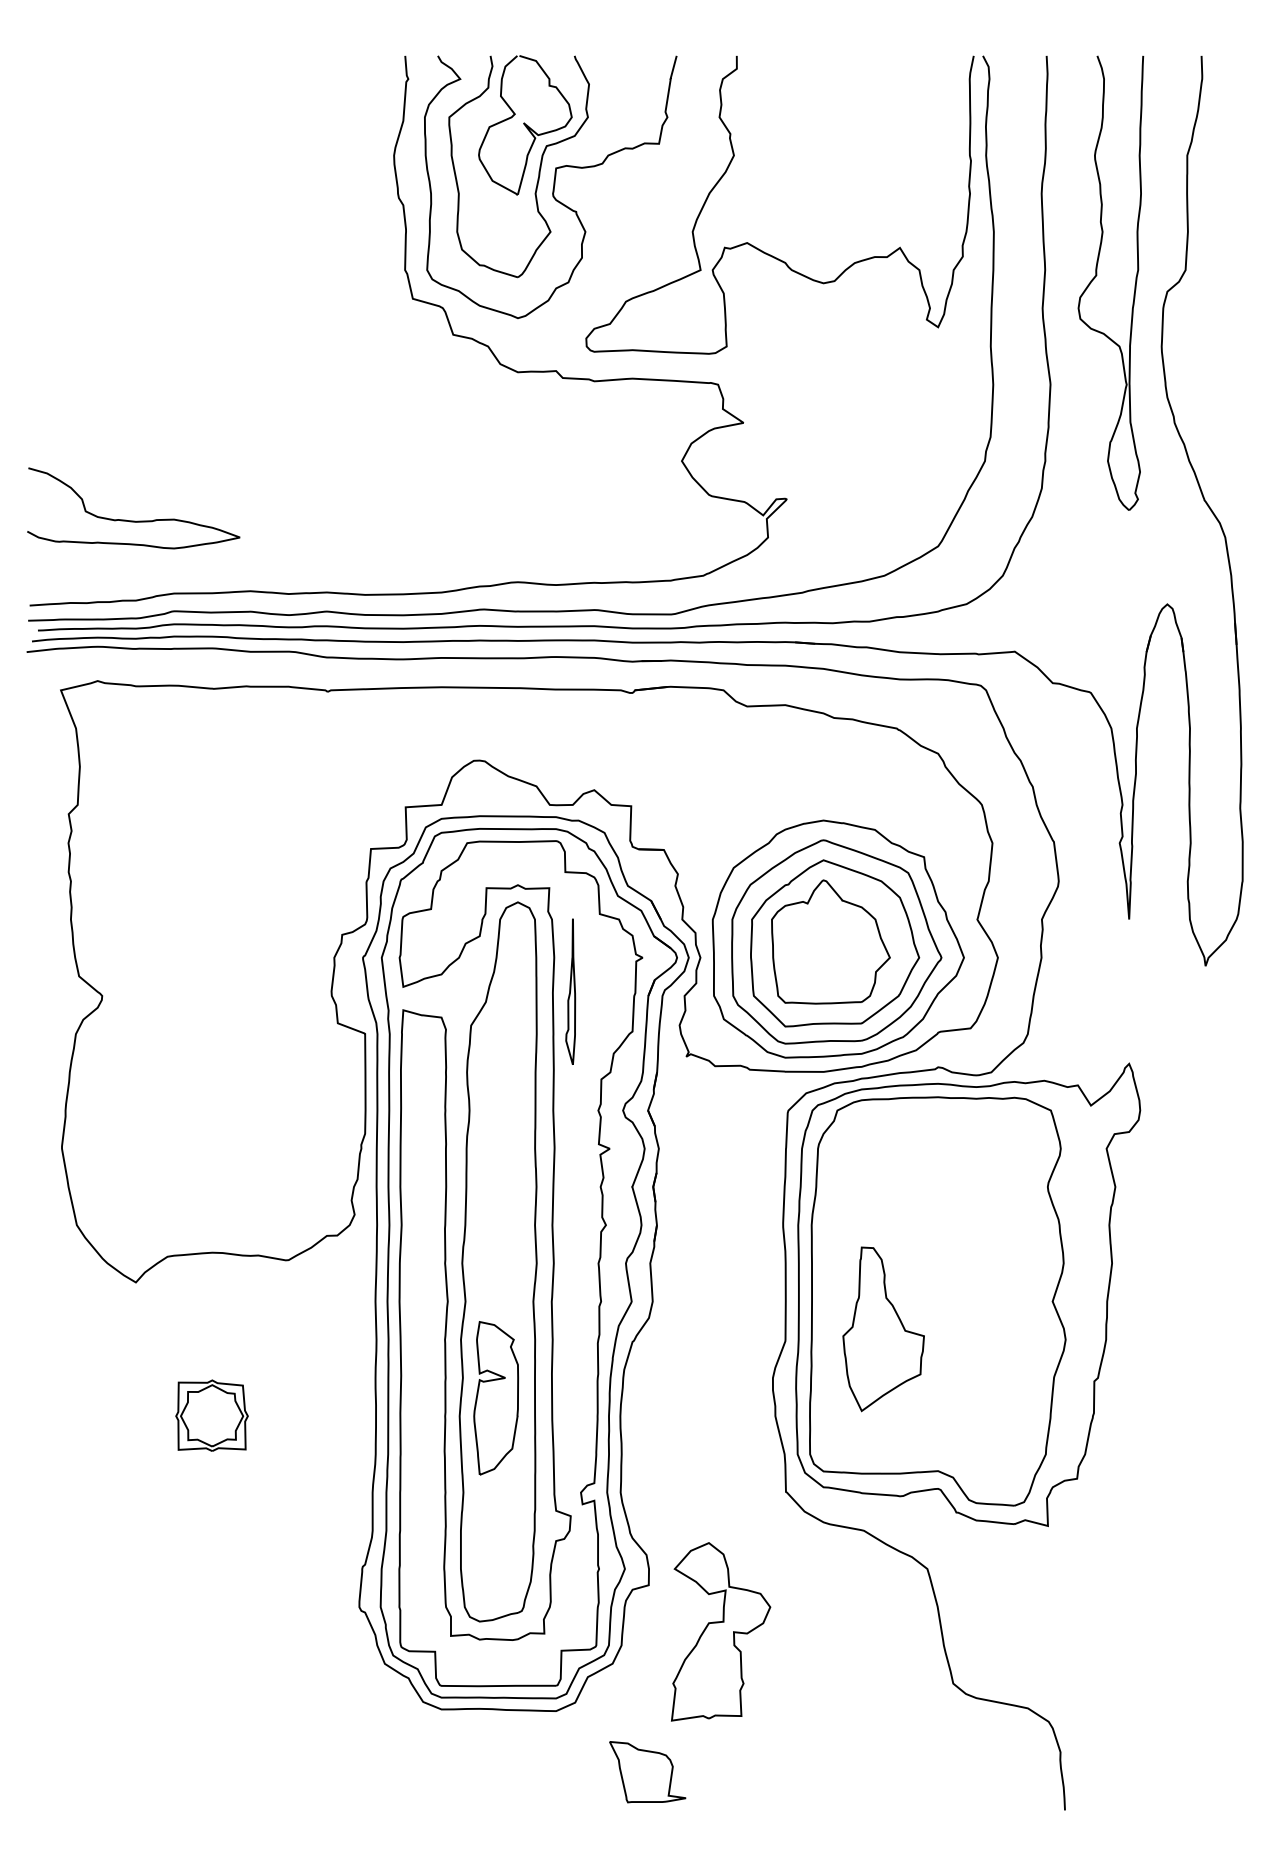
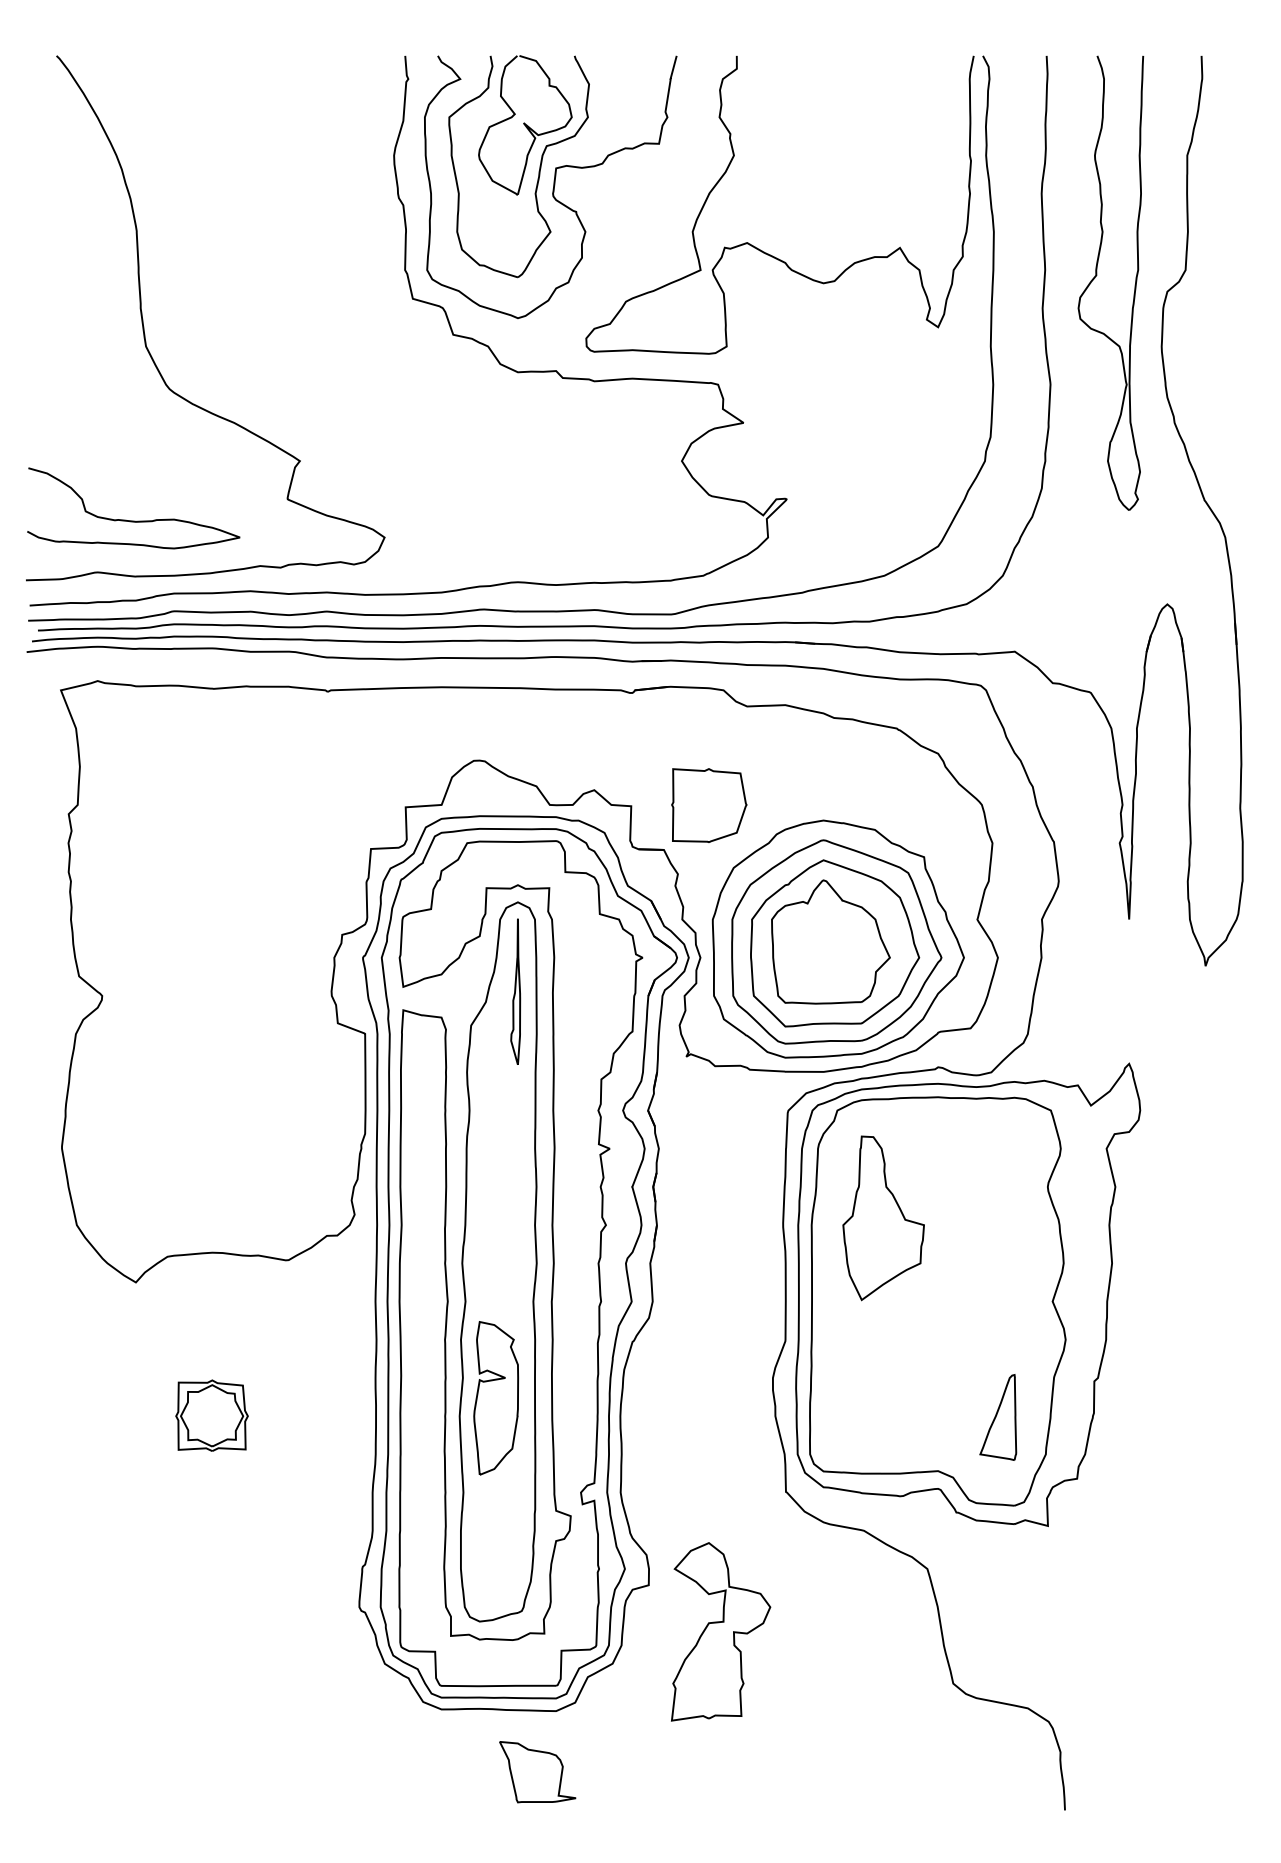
curve: none -> present (144, 326)
part: none -> present (709, 805)
part position: (570, 991) -> (515, 991) (515, 991)
part position: (883, 1329) -> (883, 1218) (883, 1218)
part: none -> present (998, 1417)
part position: (647, 1772) -> (537, 1772) (537, 1772)
